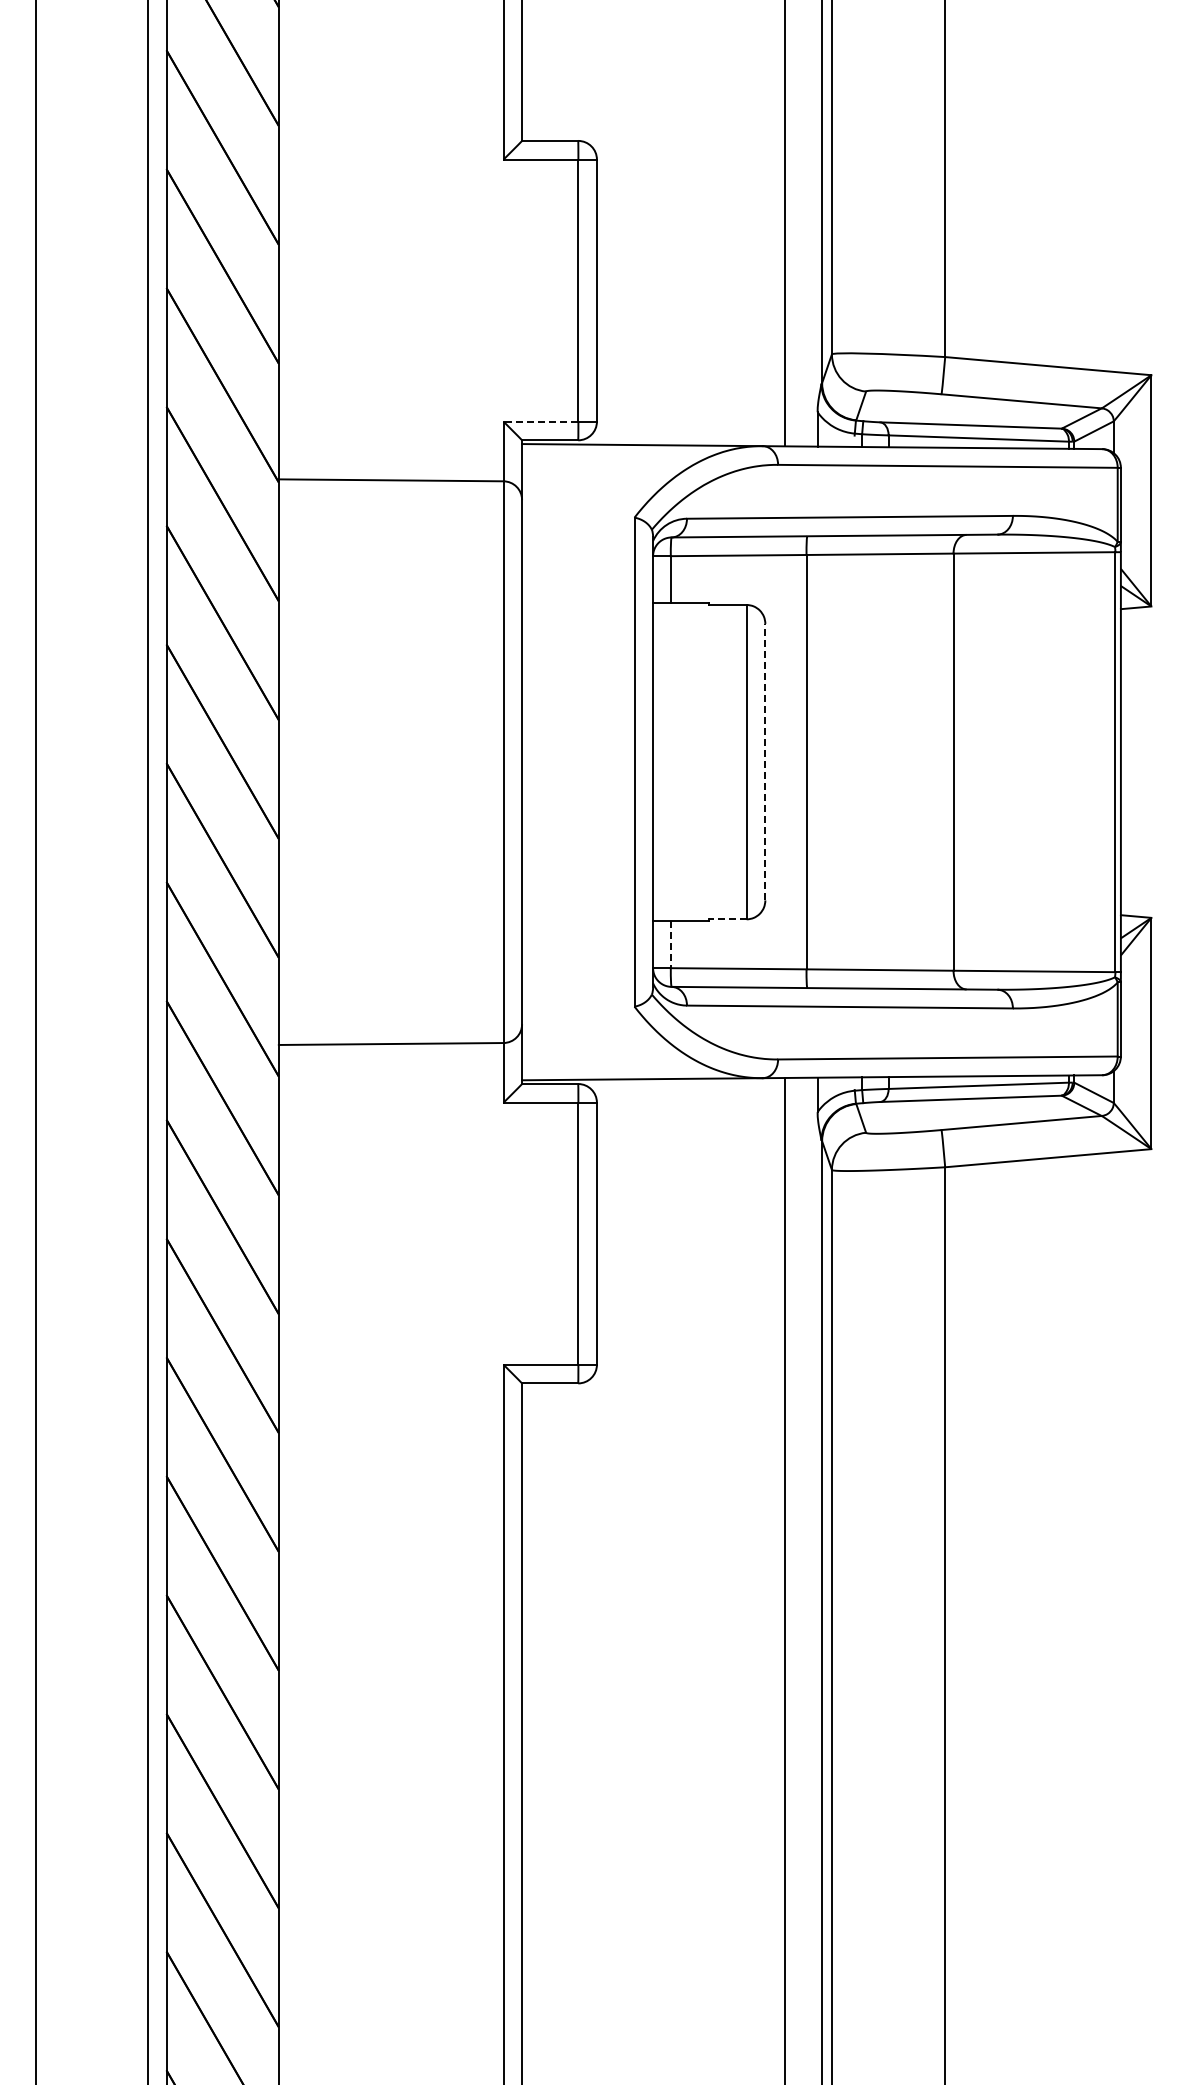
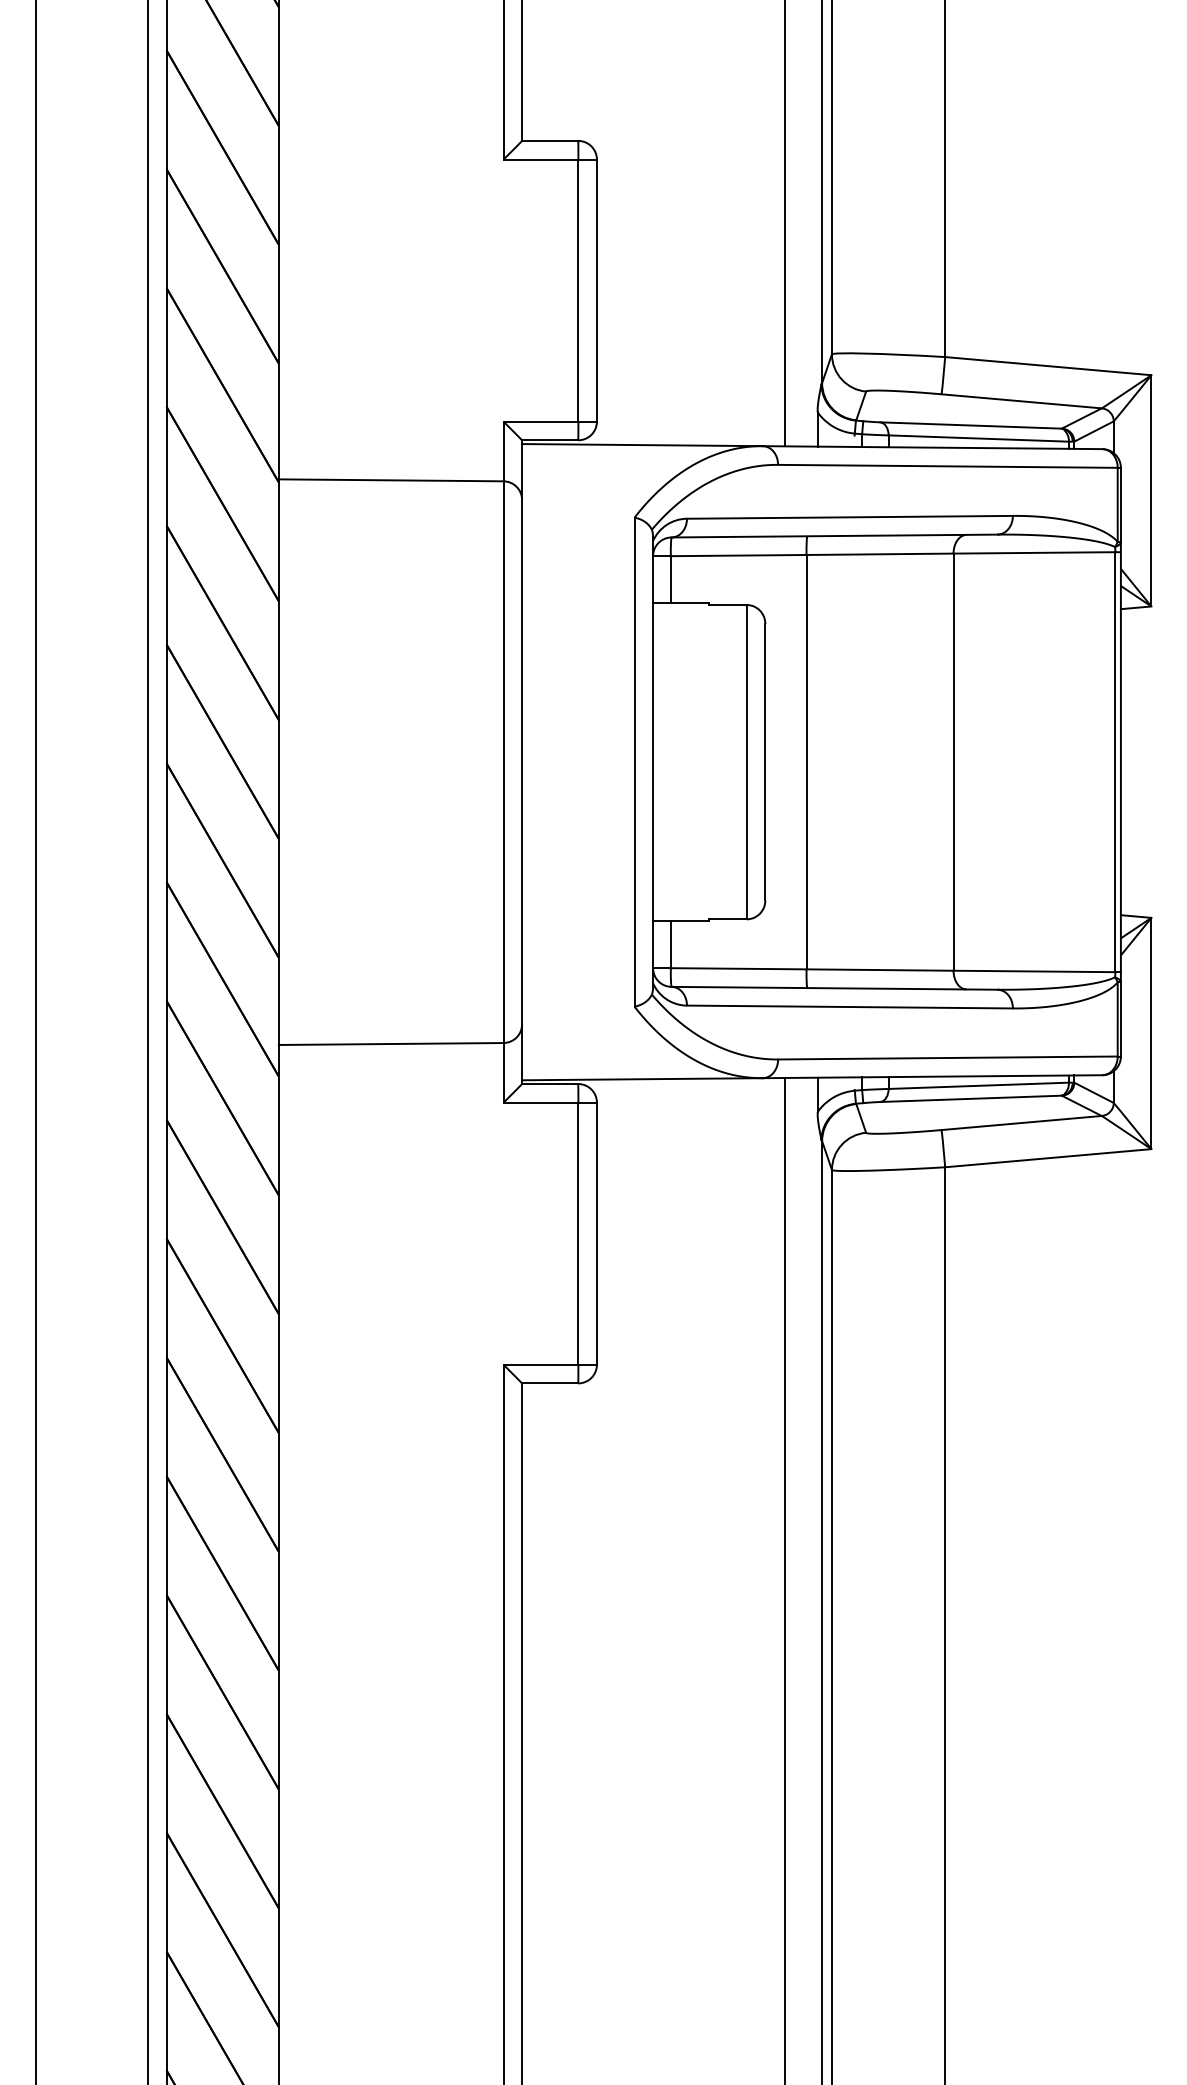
line: dashed -> solid (540, 421)
line: dashed -> solid (765, 761)
line: dashed -> solid (727, 919)
line: dashed -> solid (670, 945)
